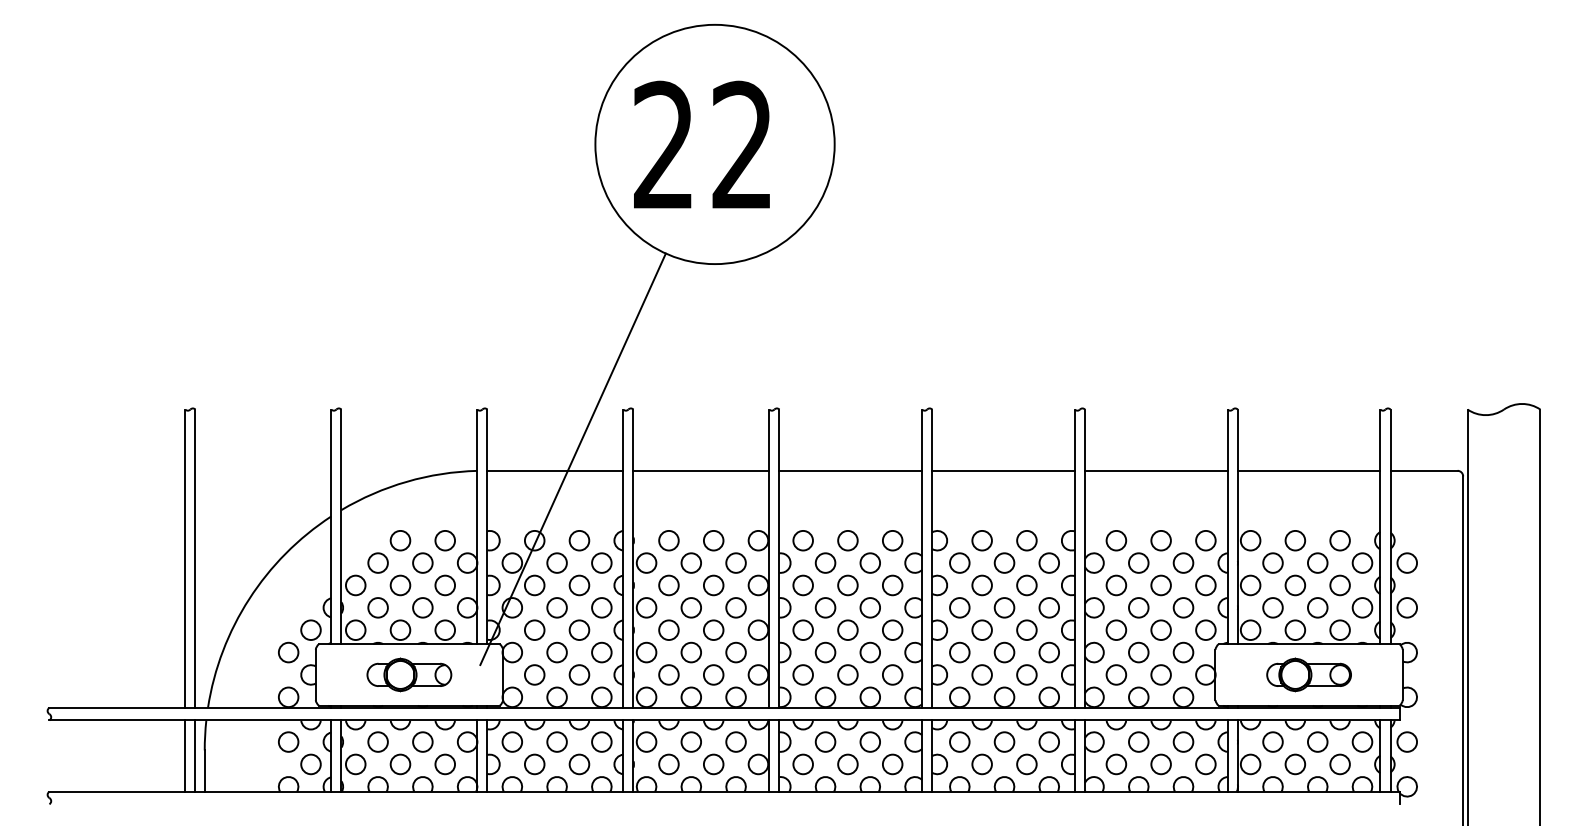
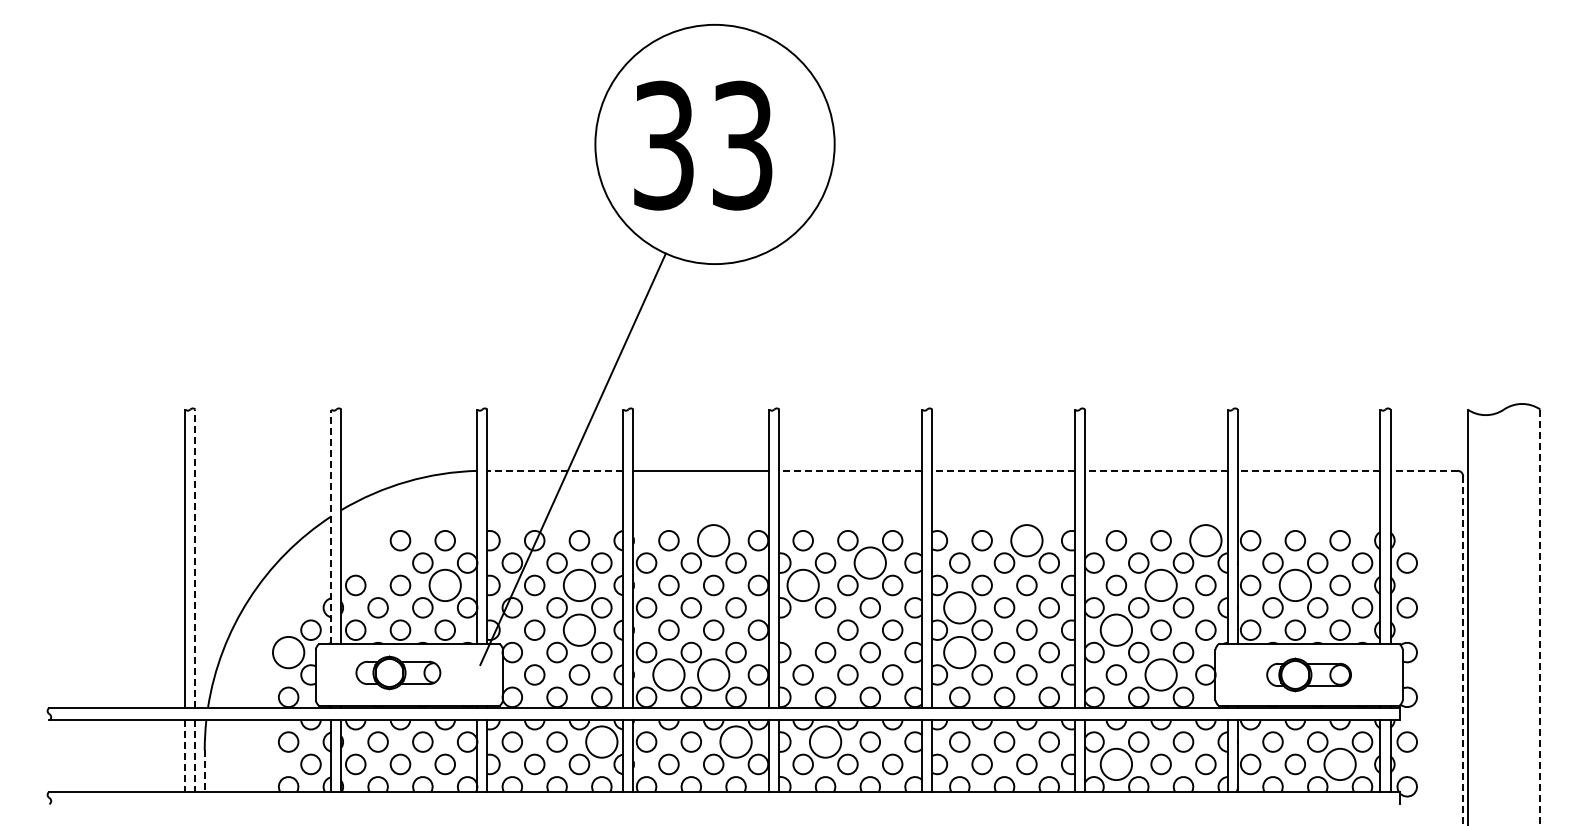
text: 22 -> 33 (703, 145)
line: solid -> dashed (555, 470)
line: solid -> dashed (850, 470)
line: solid -> dashed (1003, 470)
line: solid -> dashed (1155, 470)
line: solid -> dashed (1308, 470)
line: solid -> dashed (1424, 470)
line: solid -> dashed (331, 526)
circle diameter: 20 px -> 31 px (713, 540)
circle diameter: 20 px -> 31 px (1026, 540)
circle diameter: 20 px -> 31 px (1205, 540)
line: solid -> dashed (195, 558)
circle: present -> none (377, 562)
circle diameter: 20 px -> 31 px (869, 562)
circle diameter: 20 px -> 31 px (444, 585)
circle diameter: 20 px -> 31 px (579, 585)
circle diameter: 20 px -> 31 px (802, 585)
circle diameter: 20 px -> 31 px (1160, 585)
circle diameter: 20 px -> 31 px (1295, 585)
circle diameter: 20 px -> 31 px (959, 607)
line: solid -> dashed (1540, 617)
circle: present -> none (802, 629)
circle diameter: 20 px -> 31 px (579, 629)
circle diameter: 20 px -> 31 px (1116, 629)
line: solid -> dashed (1463, 651)
circle diameter: 20 px -> 31 px (288, 652)
circle diameter: 20 px -> 31 px (959, 652)
part position: (409, 674) -> (398, 672) (398, 672)
circle diameter: 20 px -> 31 px (668, 674)
circle diameter: 20 px -> 31 px (713, 674)
circle diameter: 20 px -> 31 px (1160, 674)
circle diameter: 20 px -> 31 px (601, 741)
circle diameter: 20 px -> 31 px (735, 741)
circle diameter: 20 px -> 31 px (825, 741)
line: solid -> dashed (185, 756)
line: solid -> dashed (195, 756)
circle diameter: 20 px -> 31 px (1116, 764)
circle diameter: 20 px -> 31 px (1339, 764)
line: solid -> dashed (204, 771)
